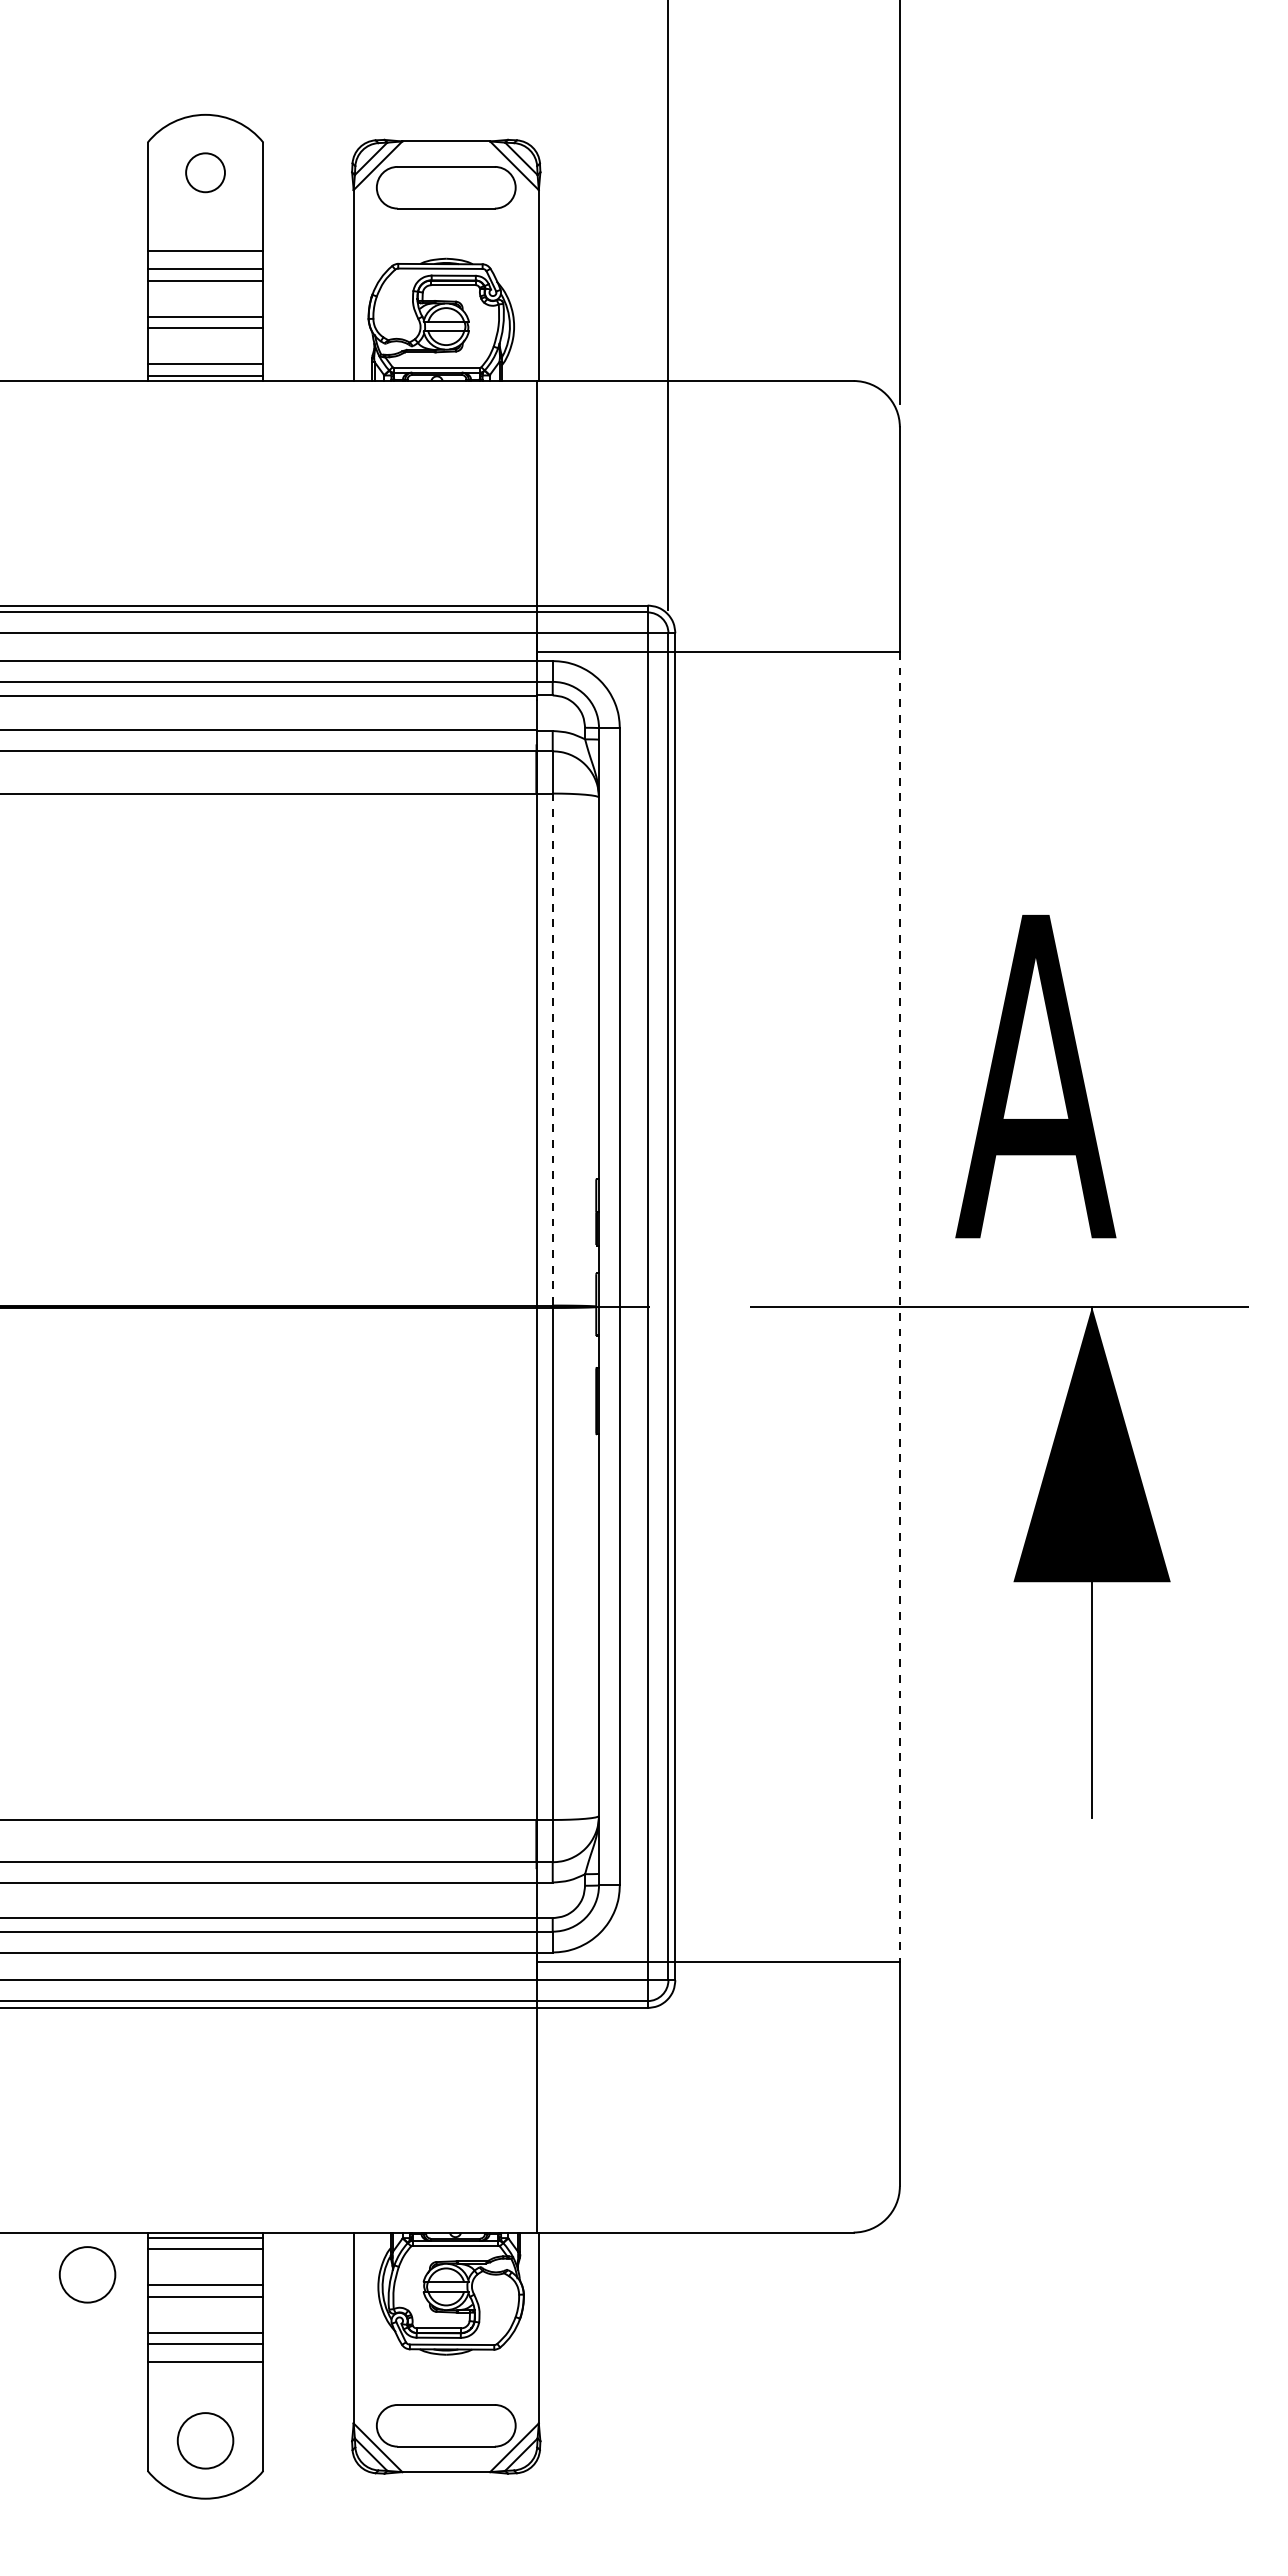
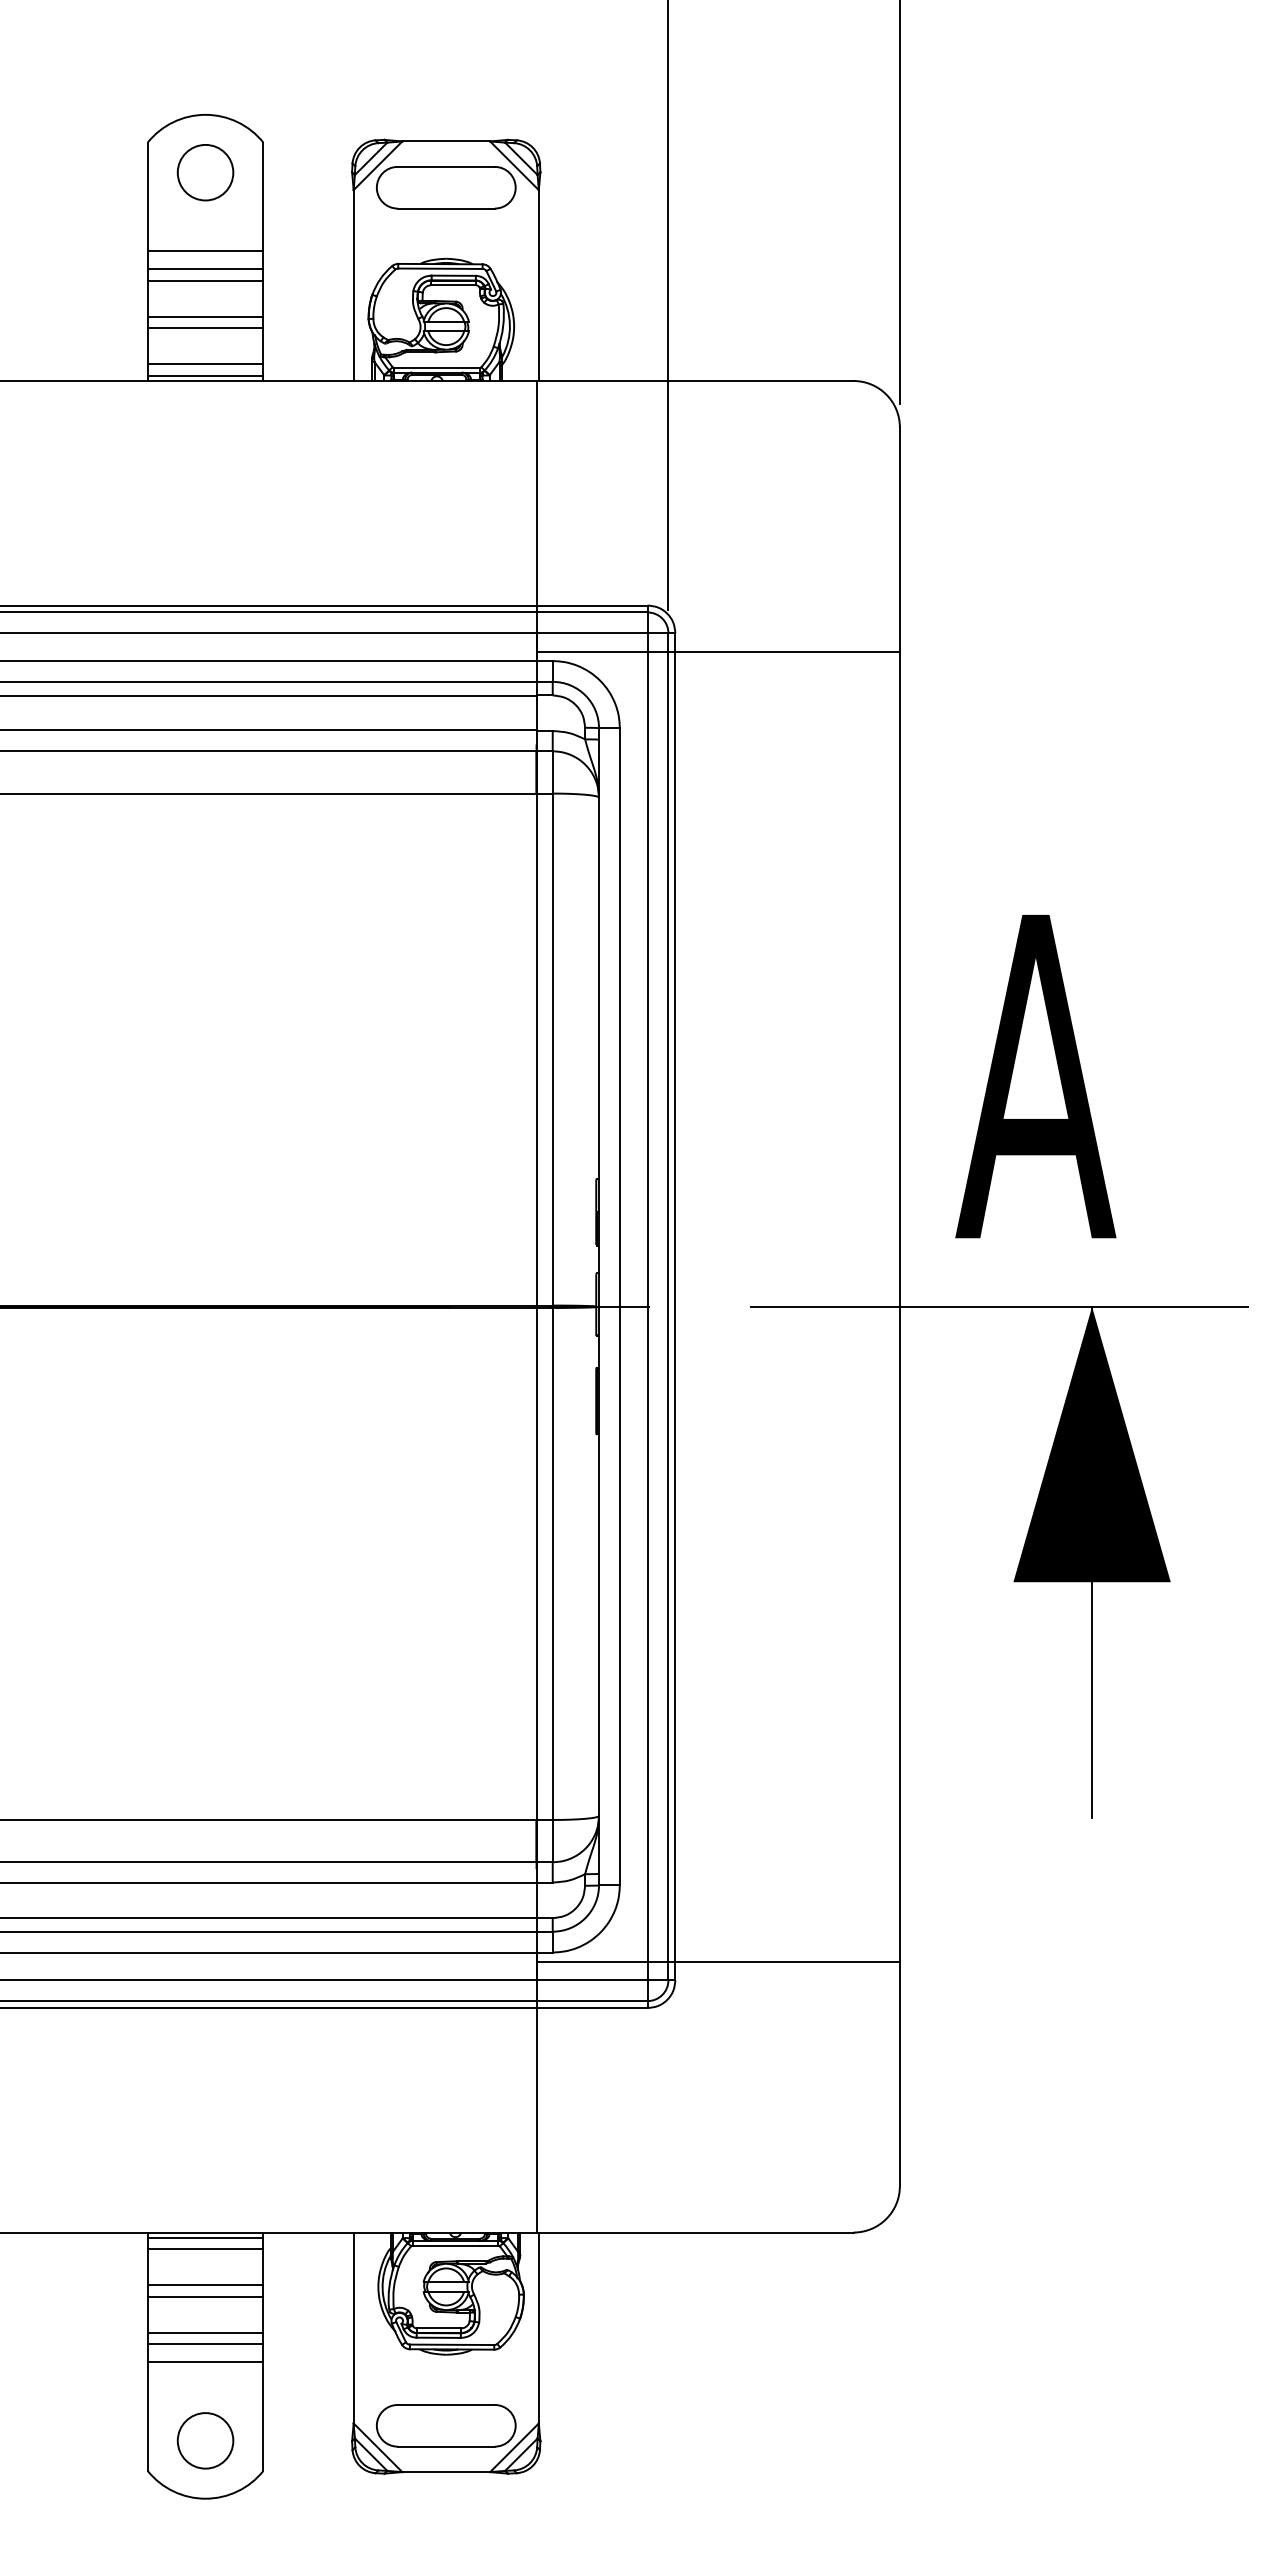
circle size: 41x42 px -> 59x58 px (205, 172)
line: dashed -> solid (552, 1049)
line: dashed -> solid (899, 1306)
circle: present -> none (87, 2274)
